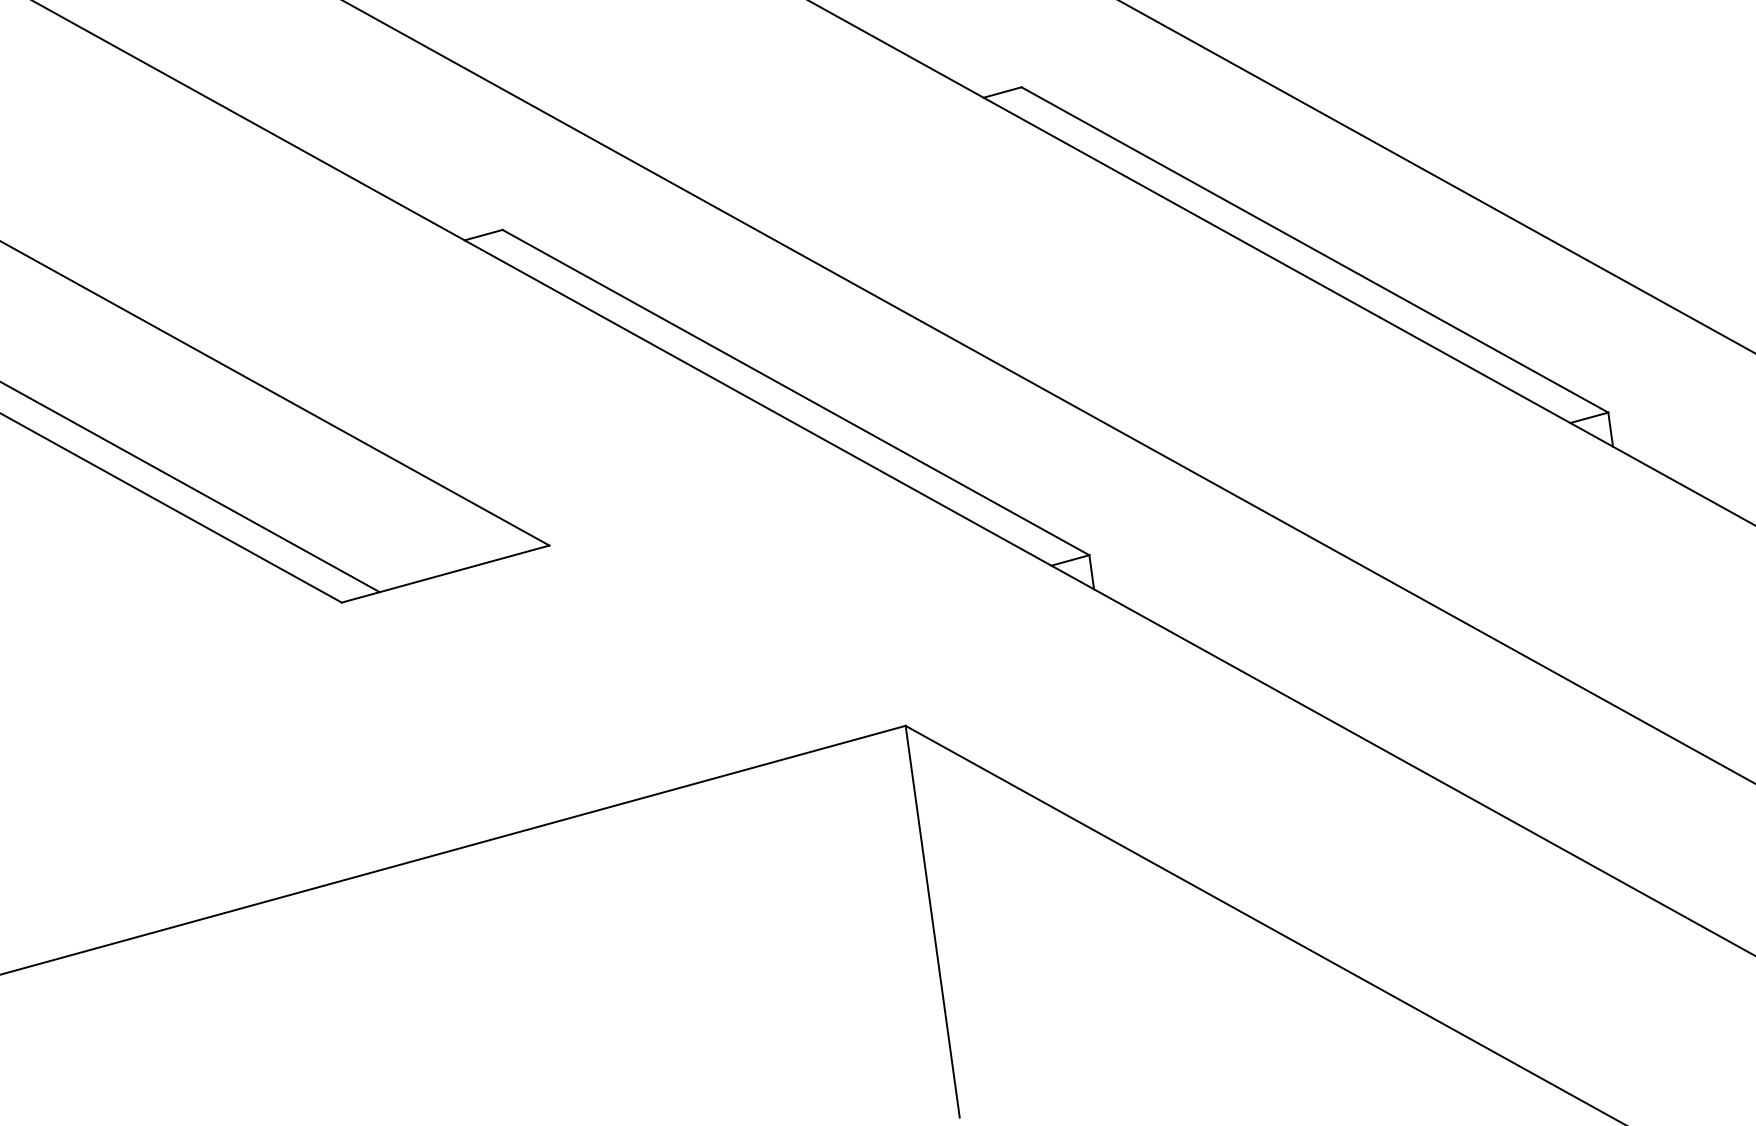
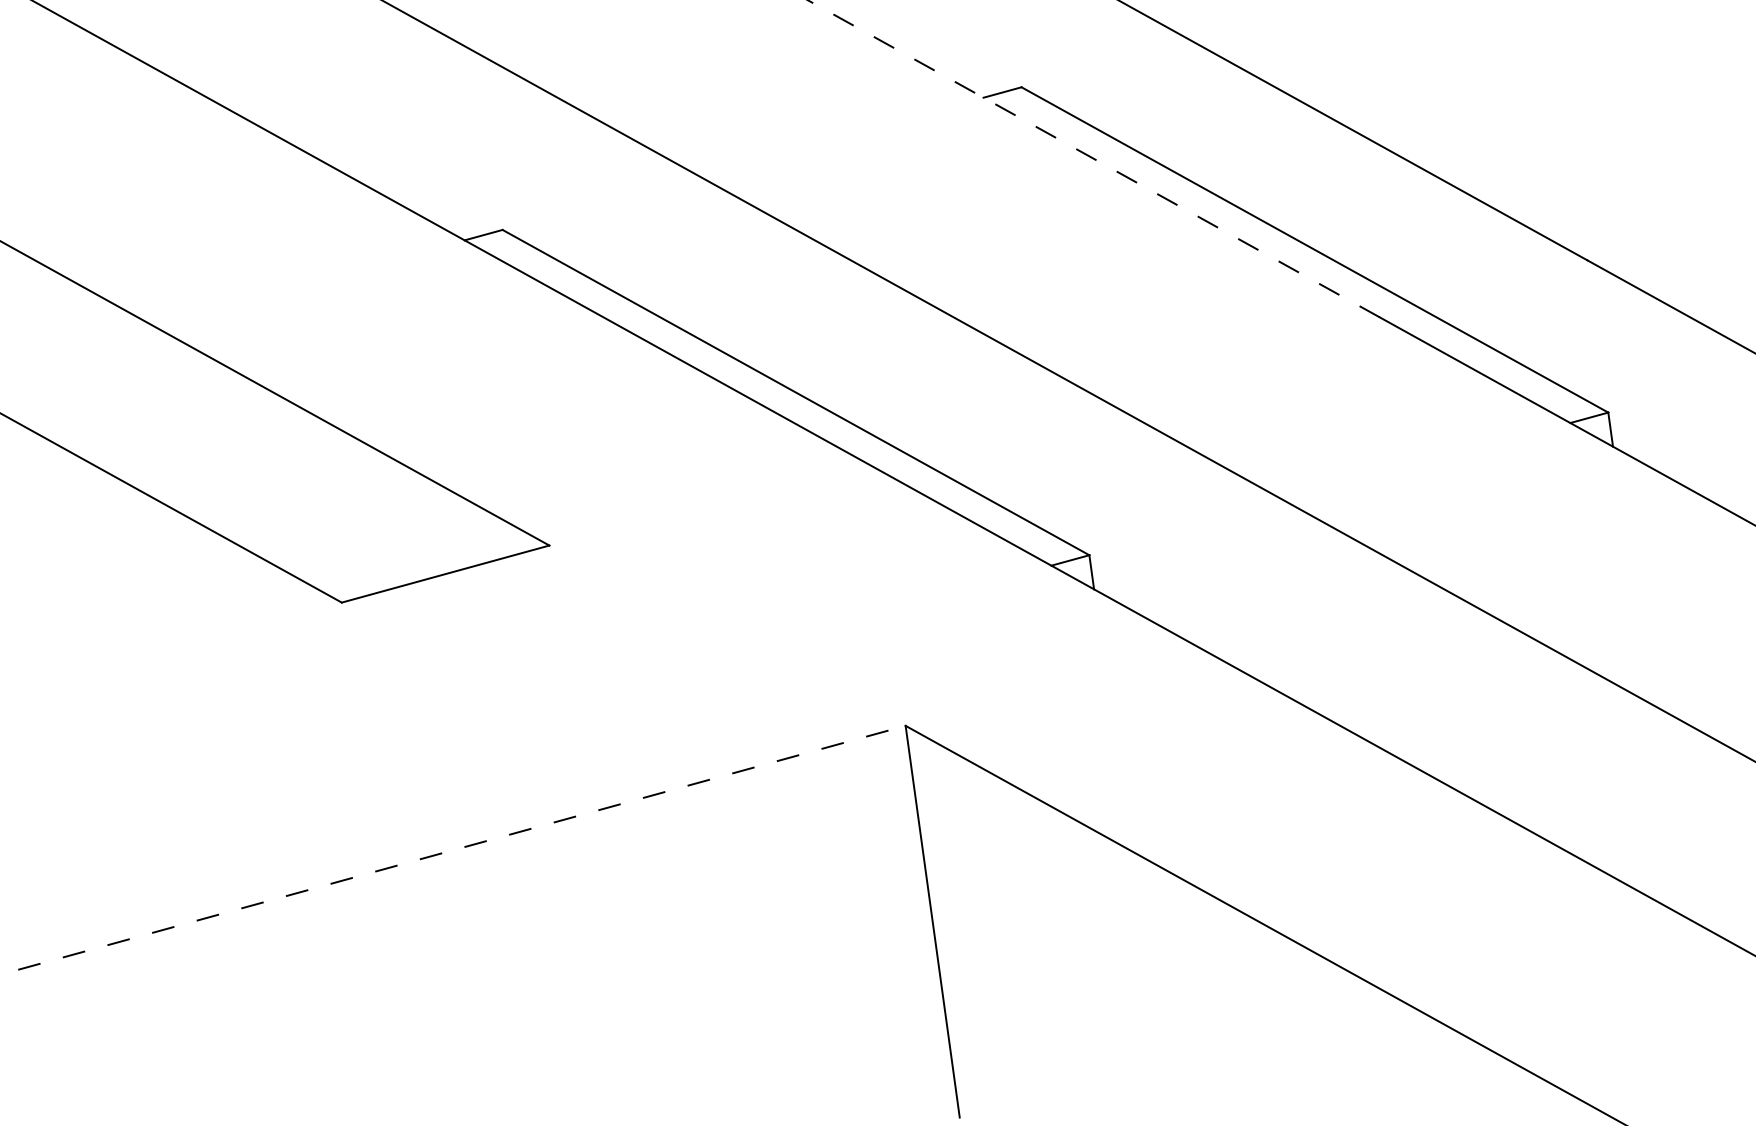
line: solid -> dashed (1093, 158)
line position: (1048, 392) -> (1068, 381) (1068, 381)
line: present -> none (190, 487)
line: solid -> dashed (453, 850)
